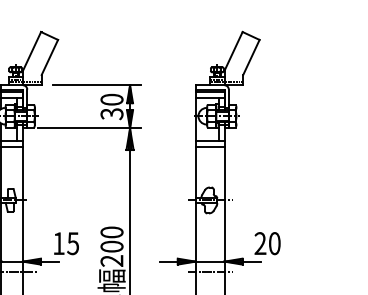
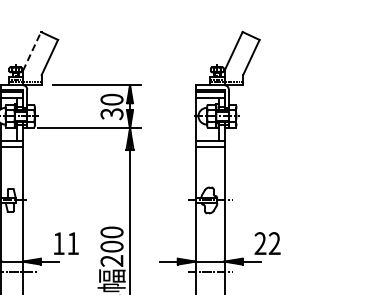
line: solid -> dashed (32, 51)
text: 15 -> 11 (72, 243)
text: 20 -> 22 (274, 243)
